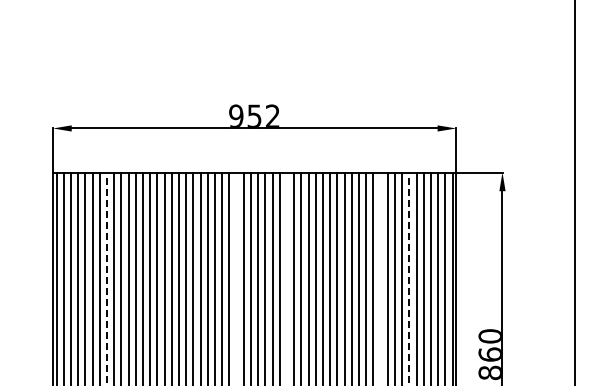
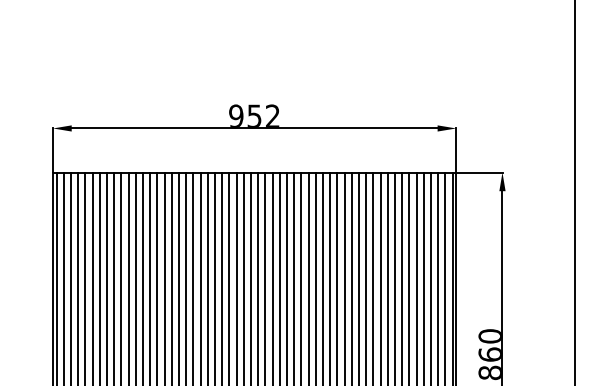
line: none -> present (236, 277)
line: none -> present (287, 277)
line: none -> present (380, 277)
line: dashed -> solid (107, 278)
line: dashed -> solid (409, 278)
